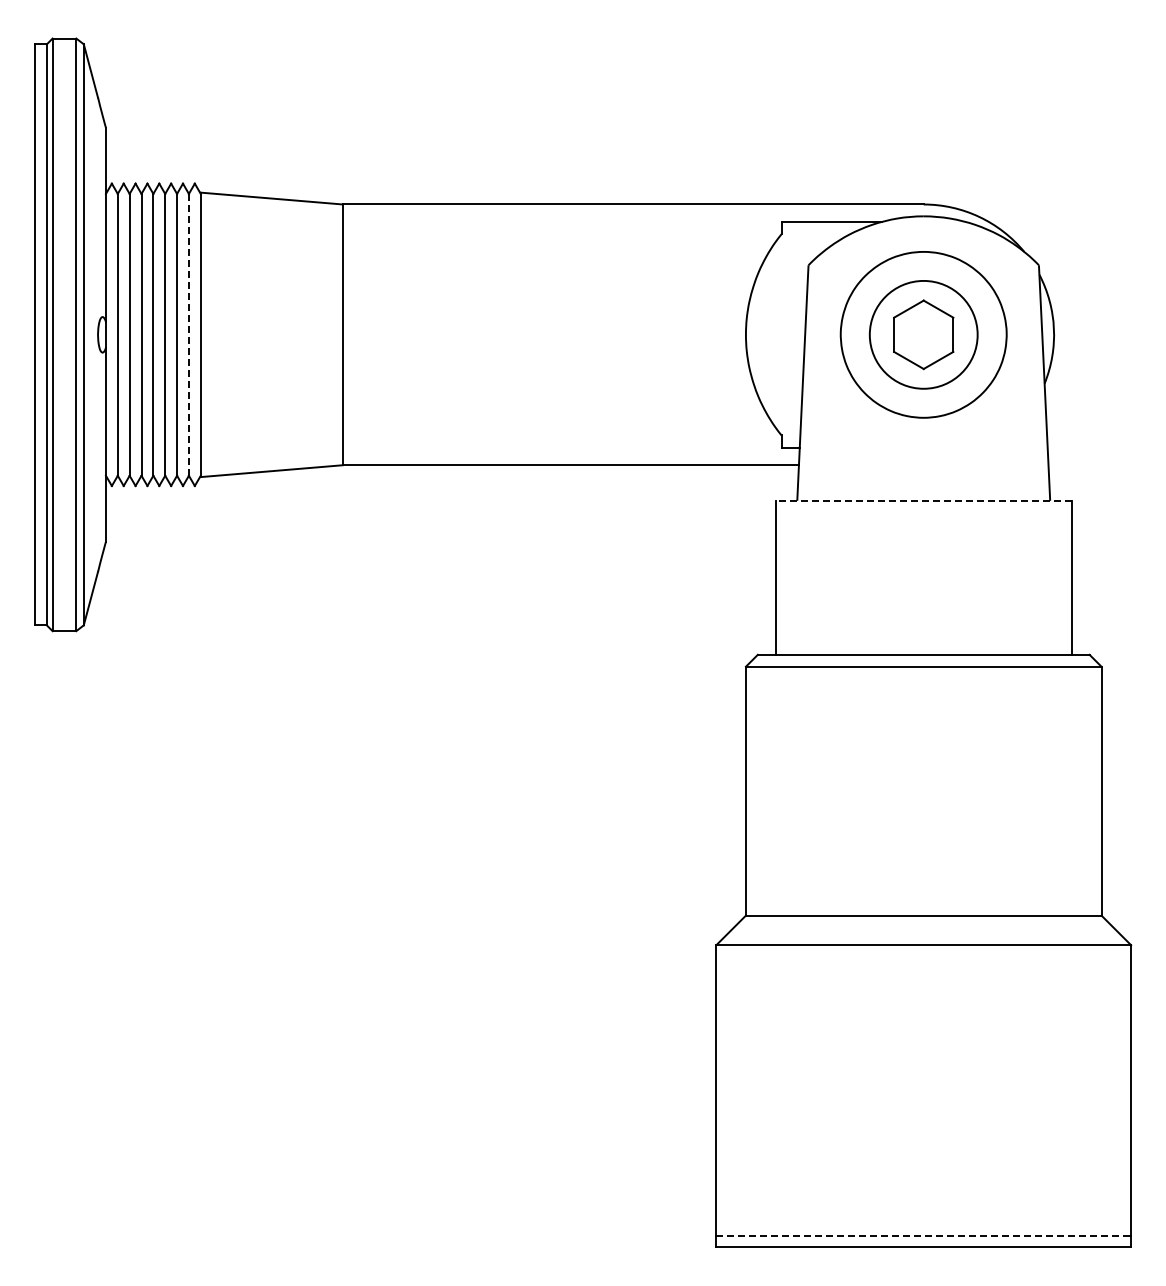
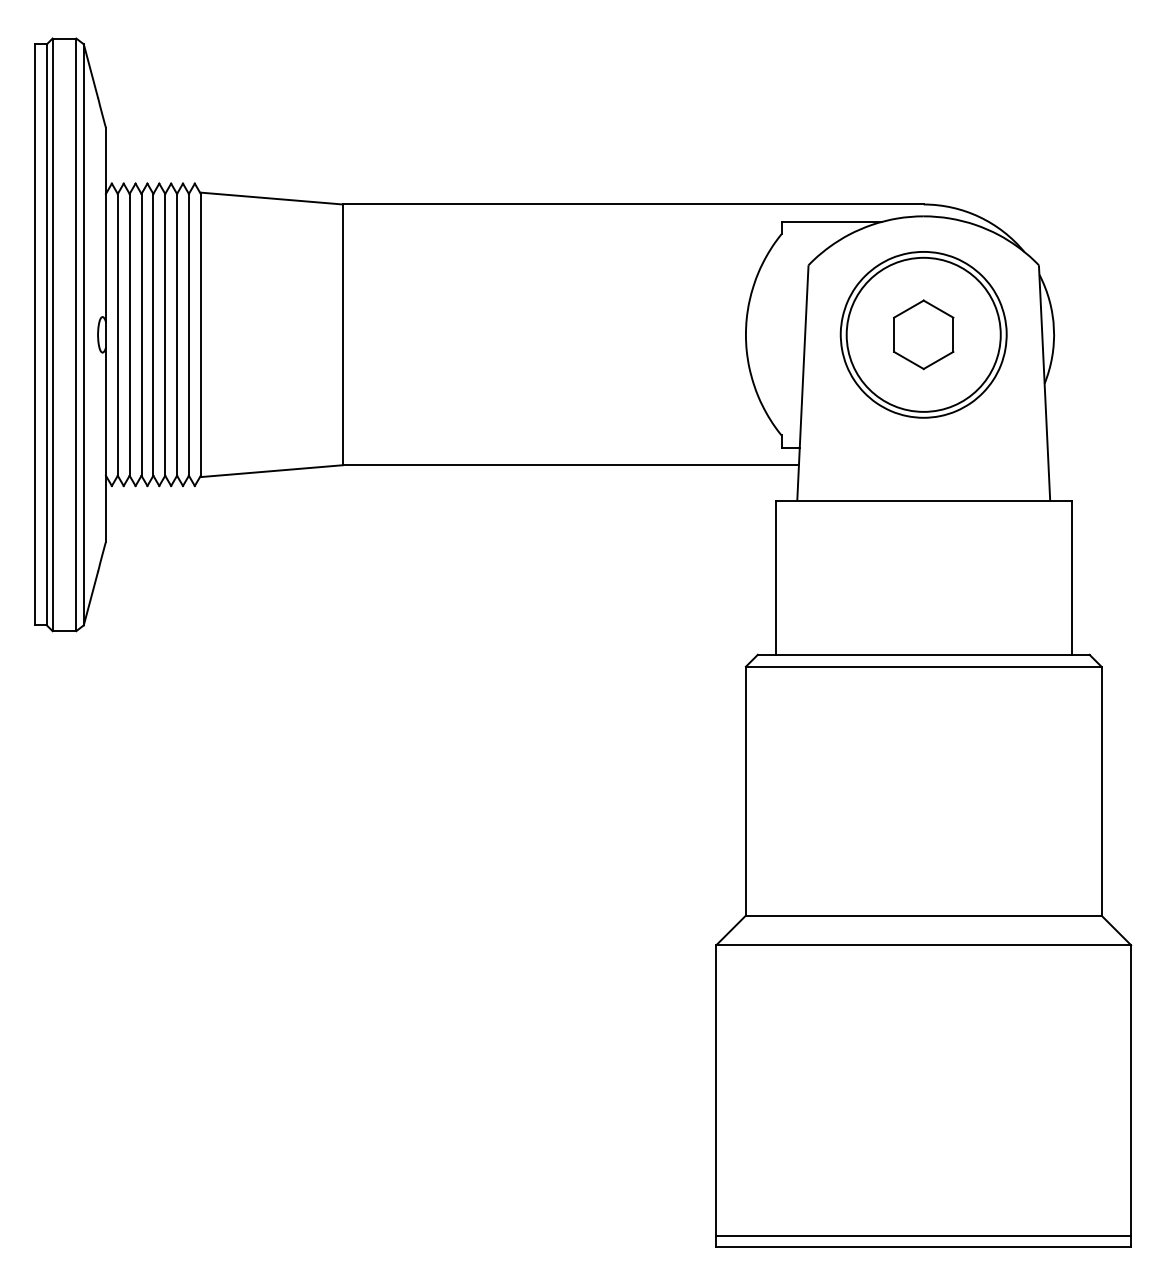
line: dashed -> solid (188, 334)
circle diameter: 108 px -> 154 px (923, 334)
line: dashed -> solid (923, 500)
line: dashed -> solid (924, 1235)
